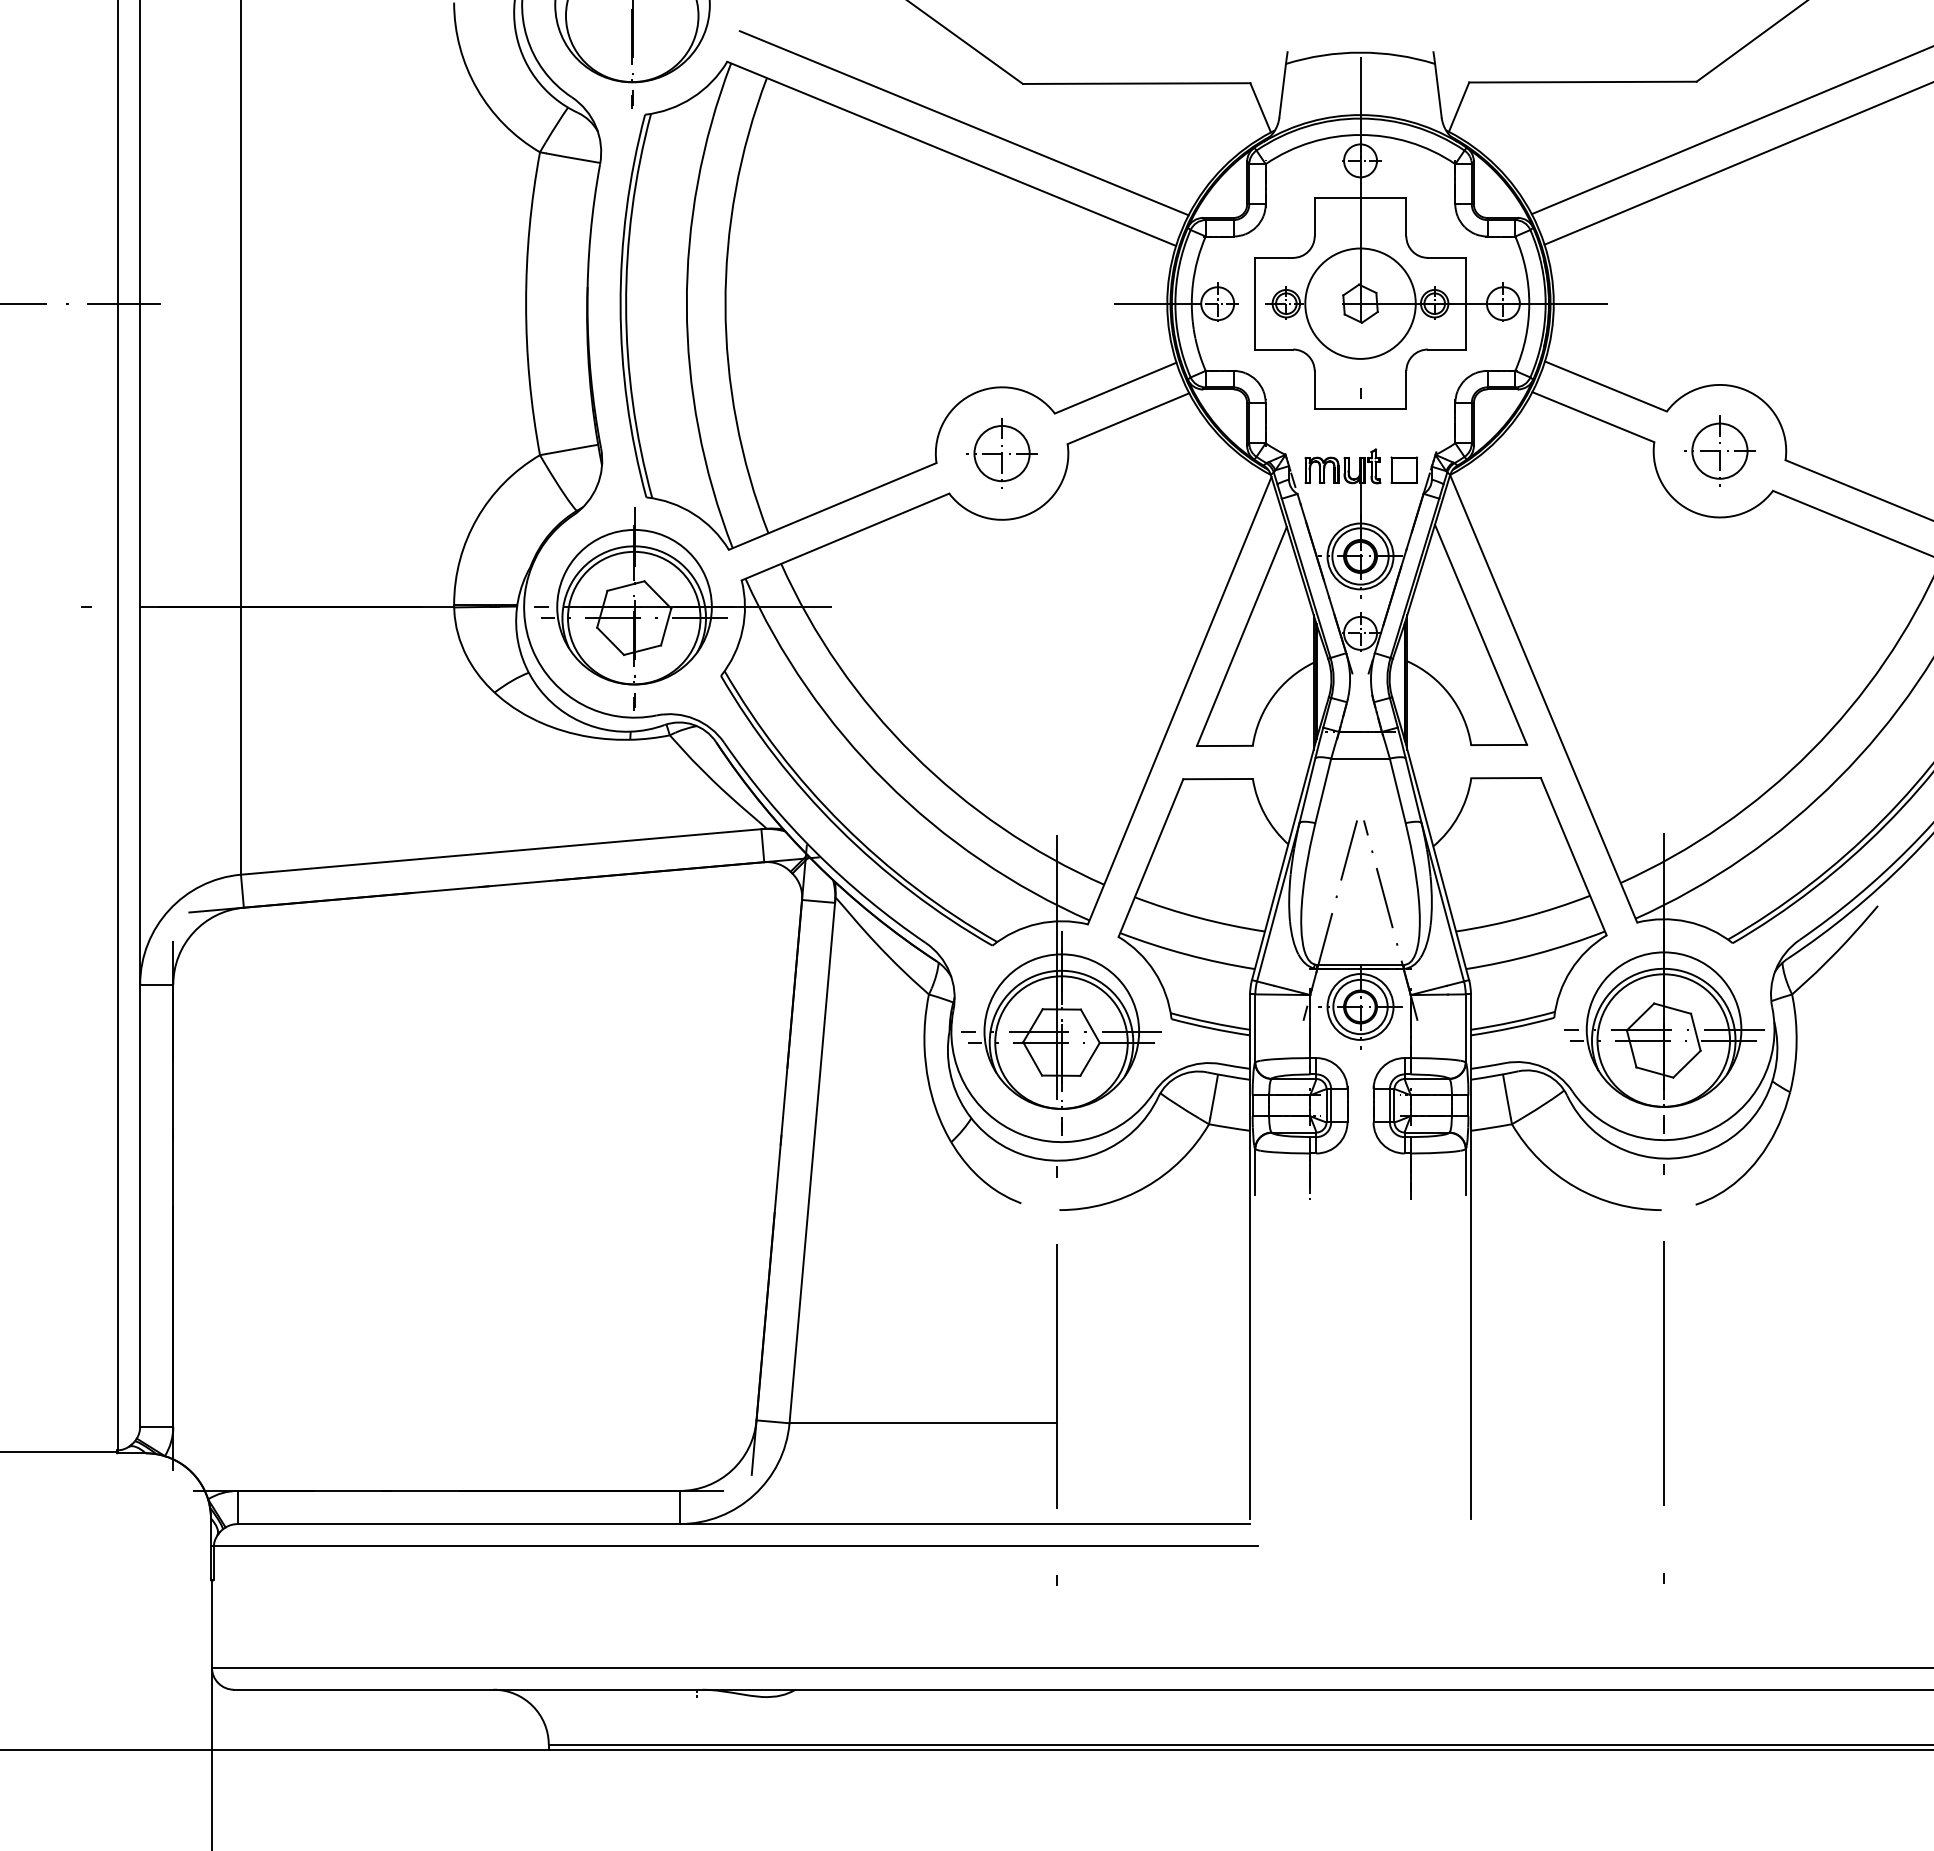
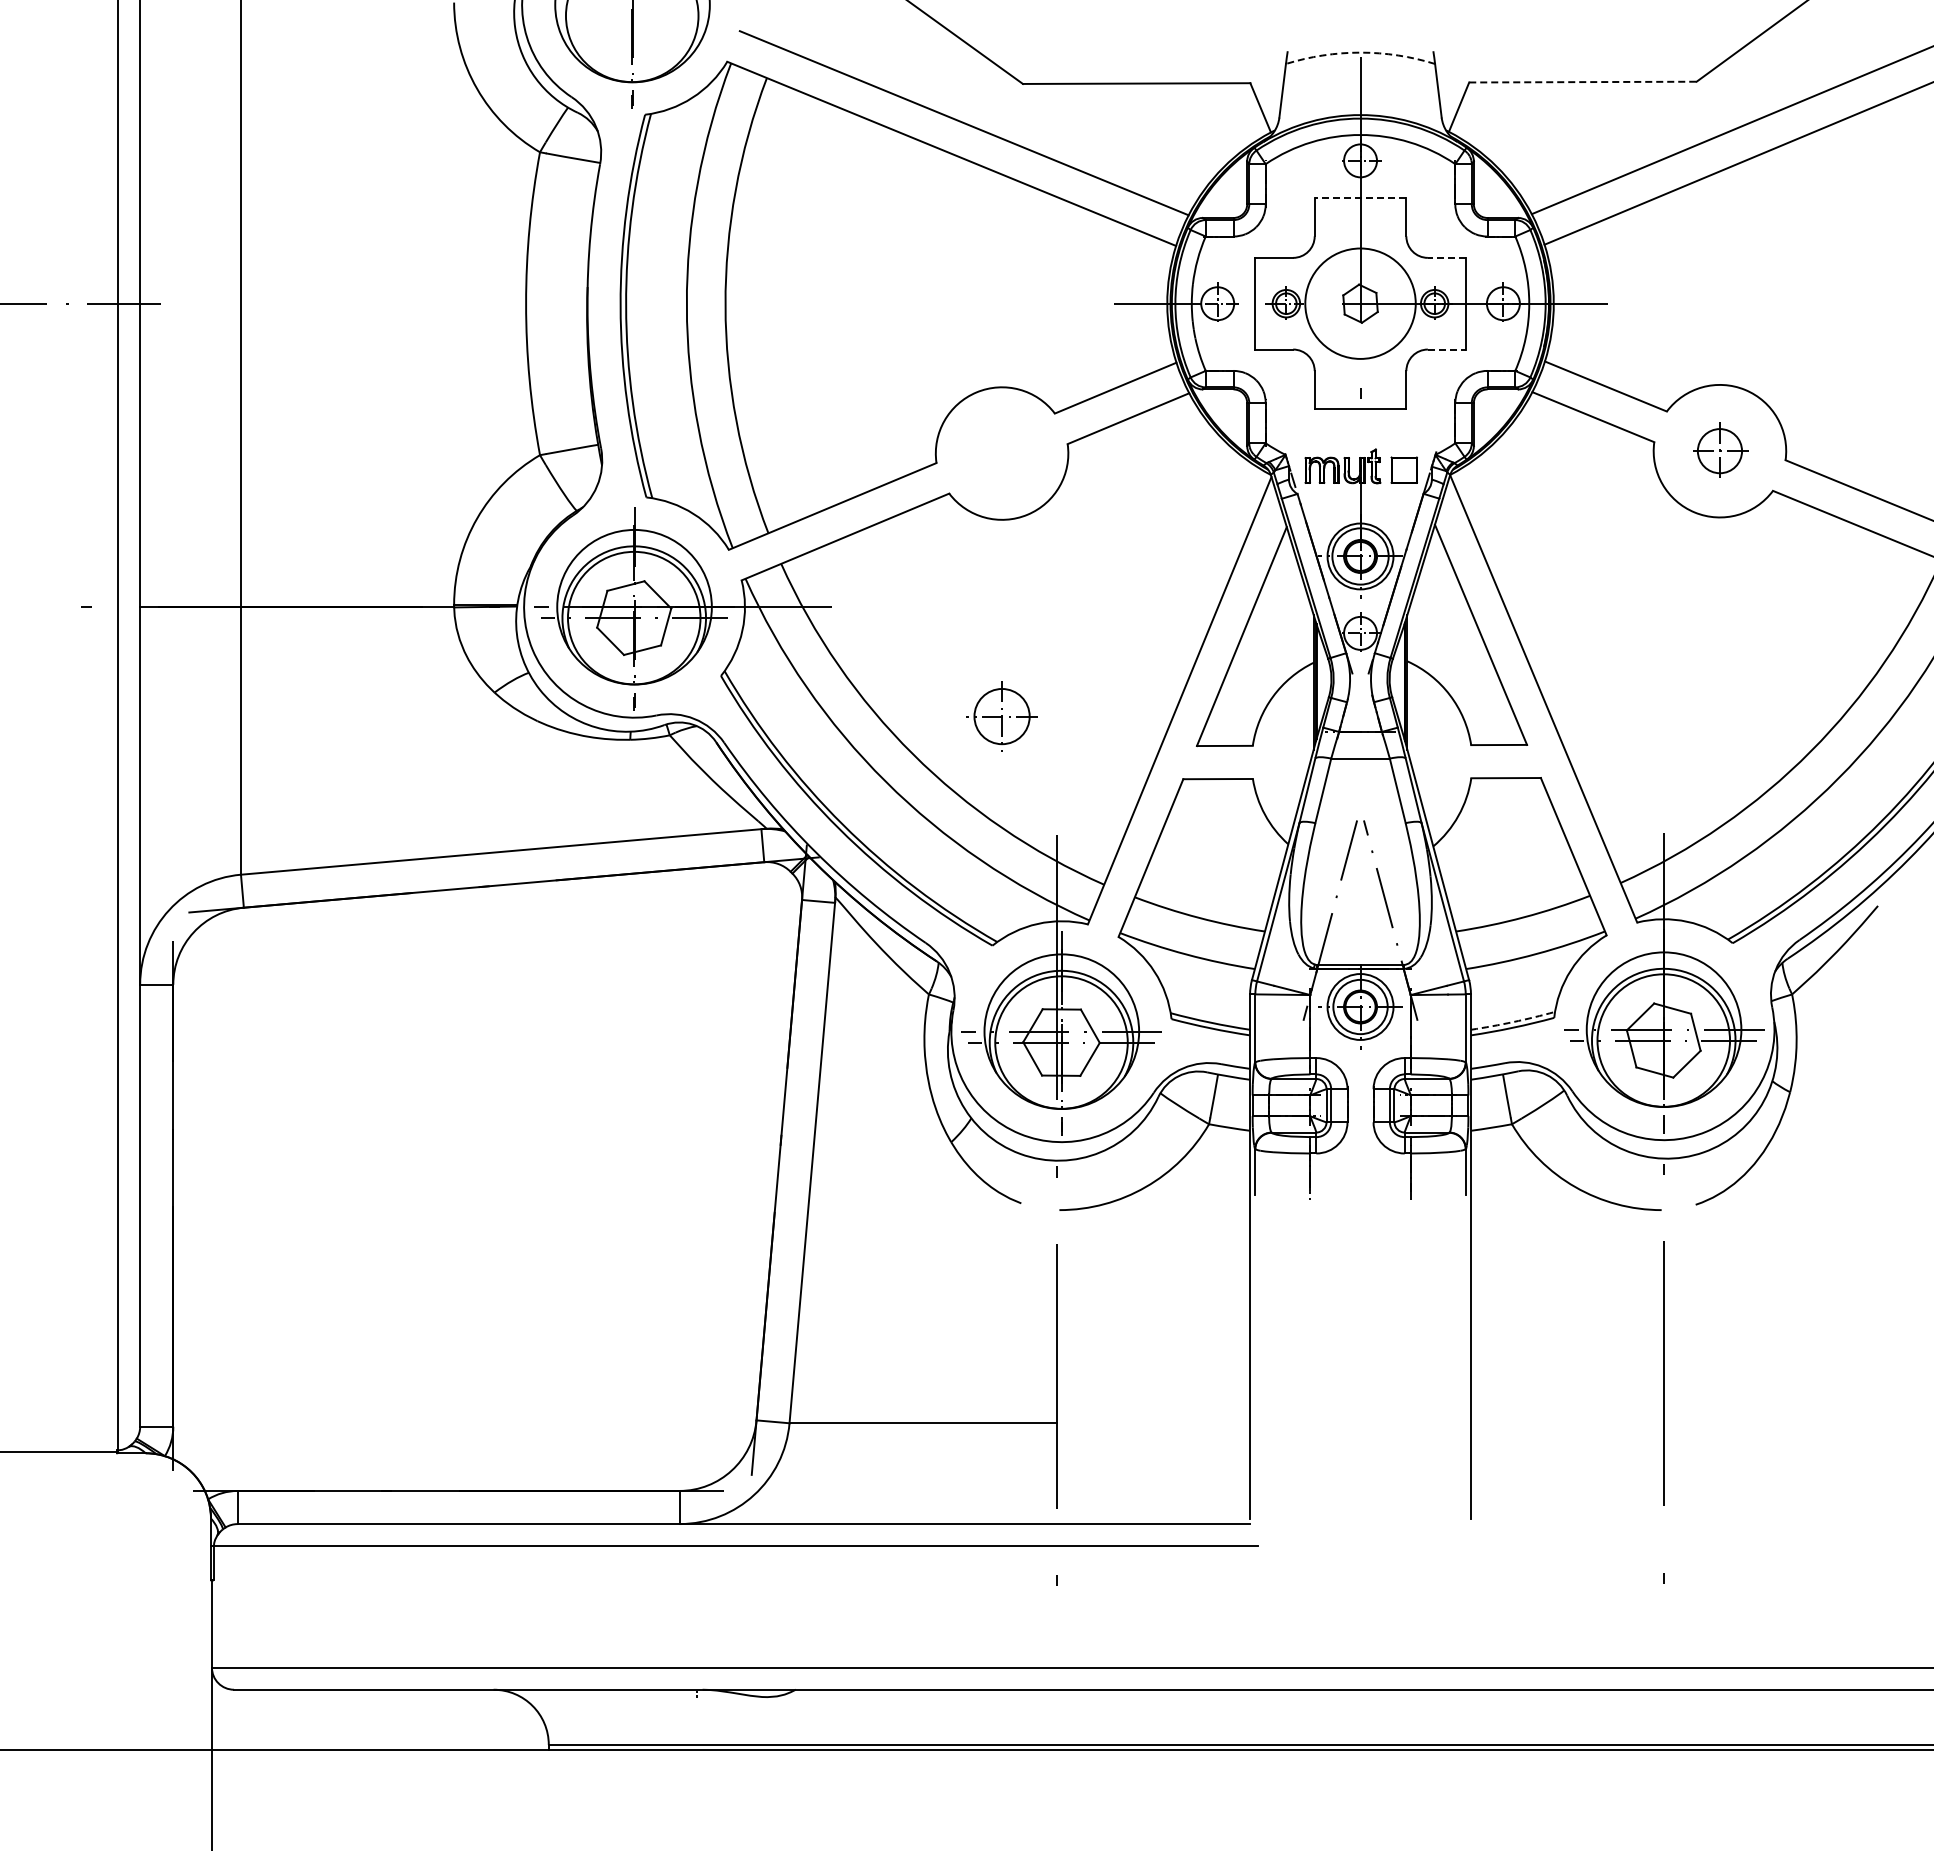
arc: solid -> dashed (1360, 52)
line: solid -> dashed (1582, 82)
line: solid -> dashed (1360, 198)
line: solid -> dashed (1446, 257)
line: solid -> dashed (1447, 349)
part size: 72x72 px -> 56x56 px (1720, 449)
part position: (1001, 453) -> (1001, 716) (1001, 716)
arc: solid -> dashed (1513, 1022)
